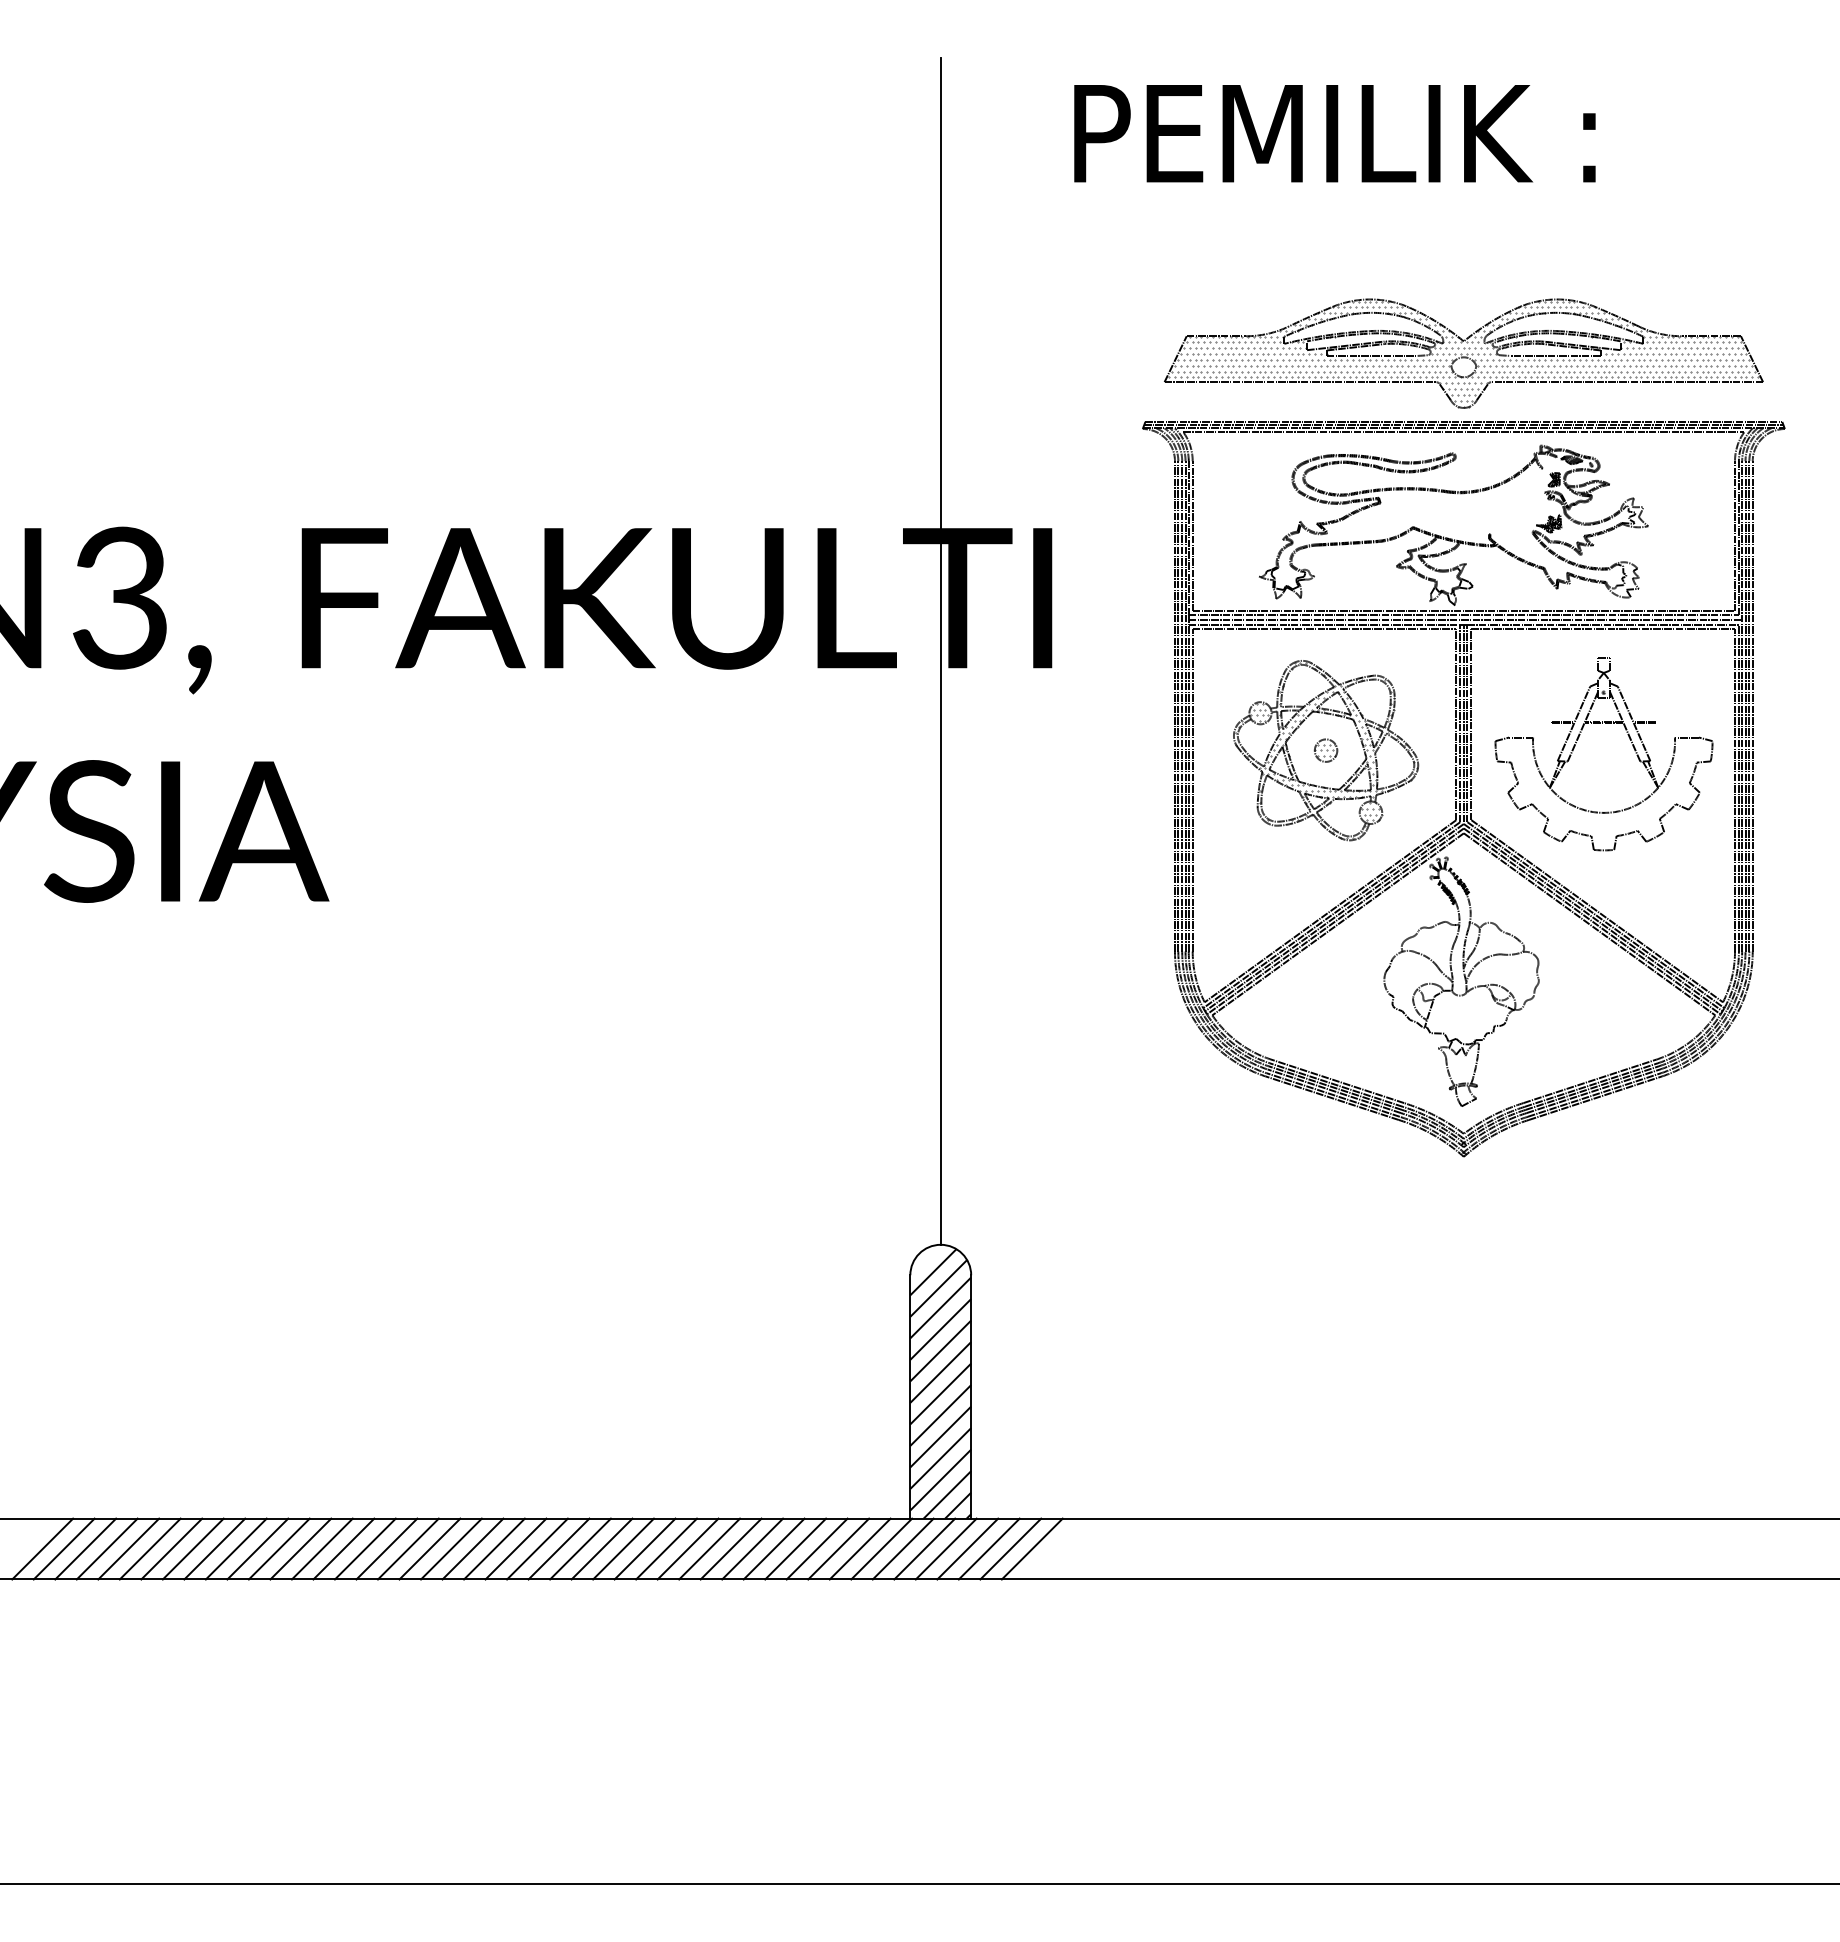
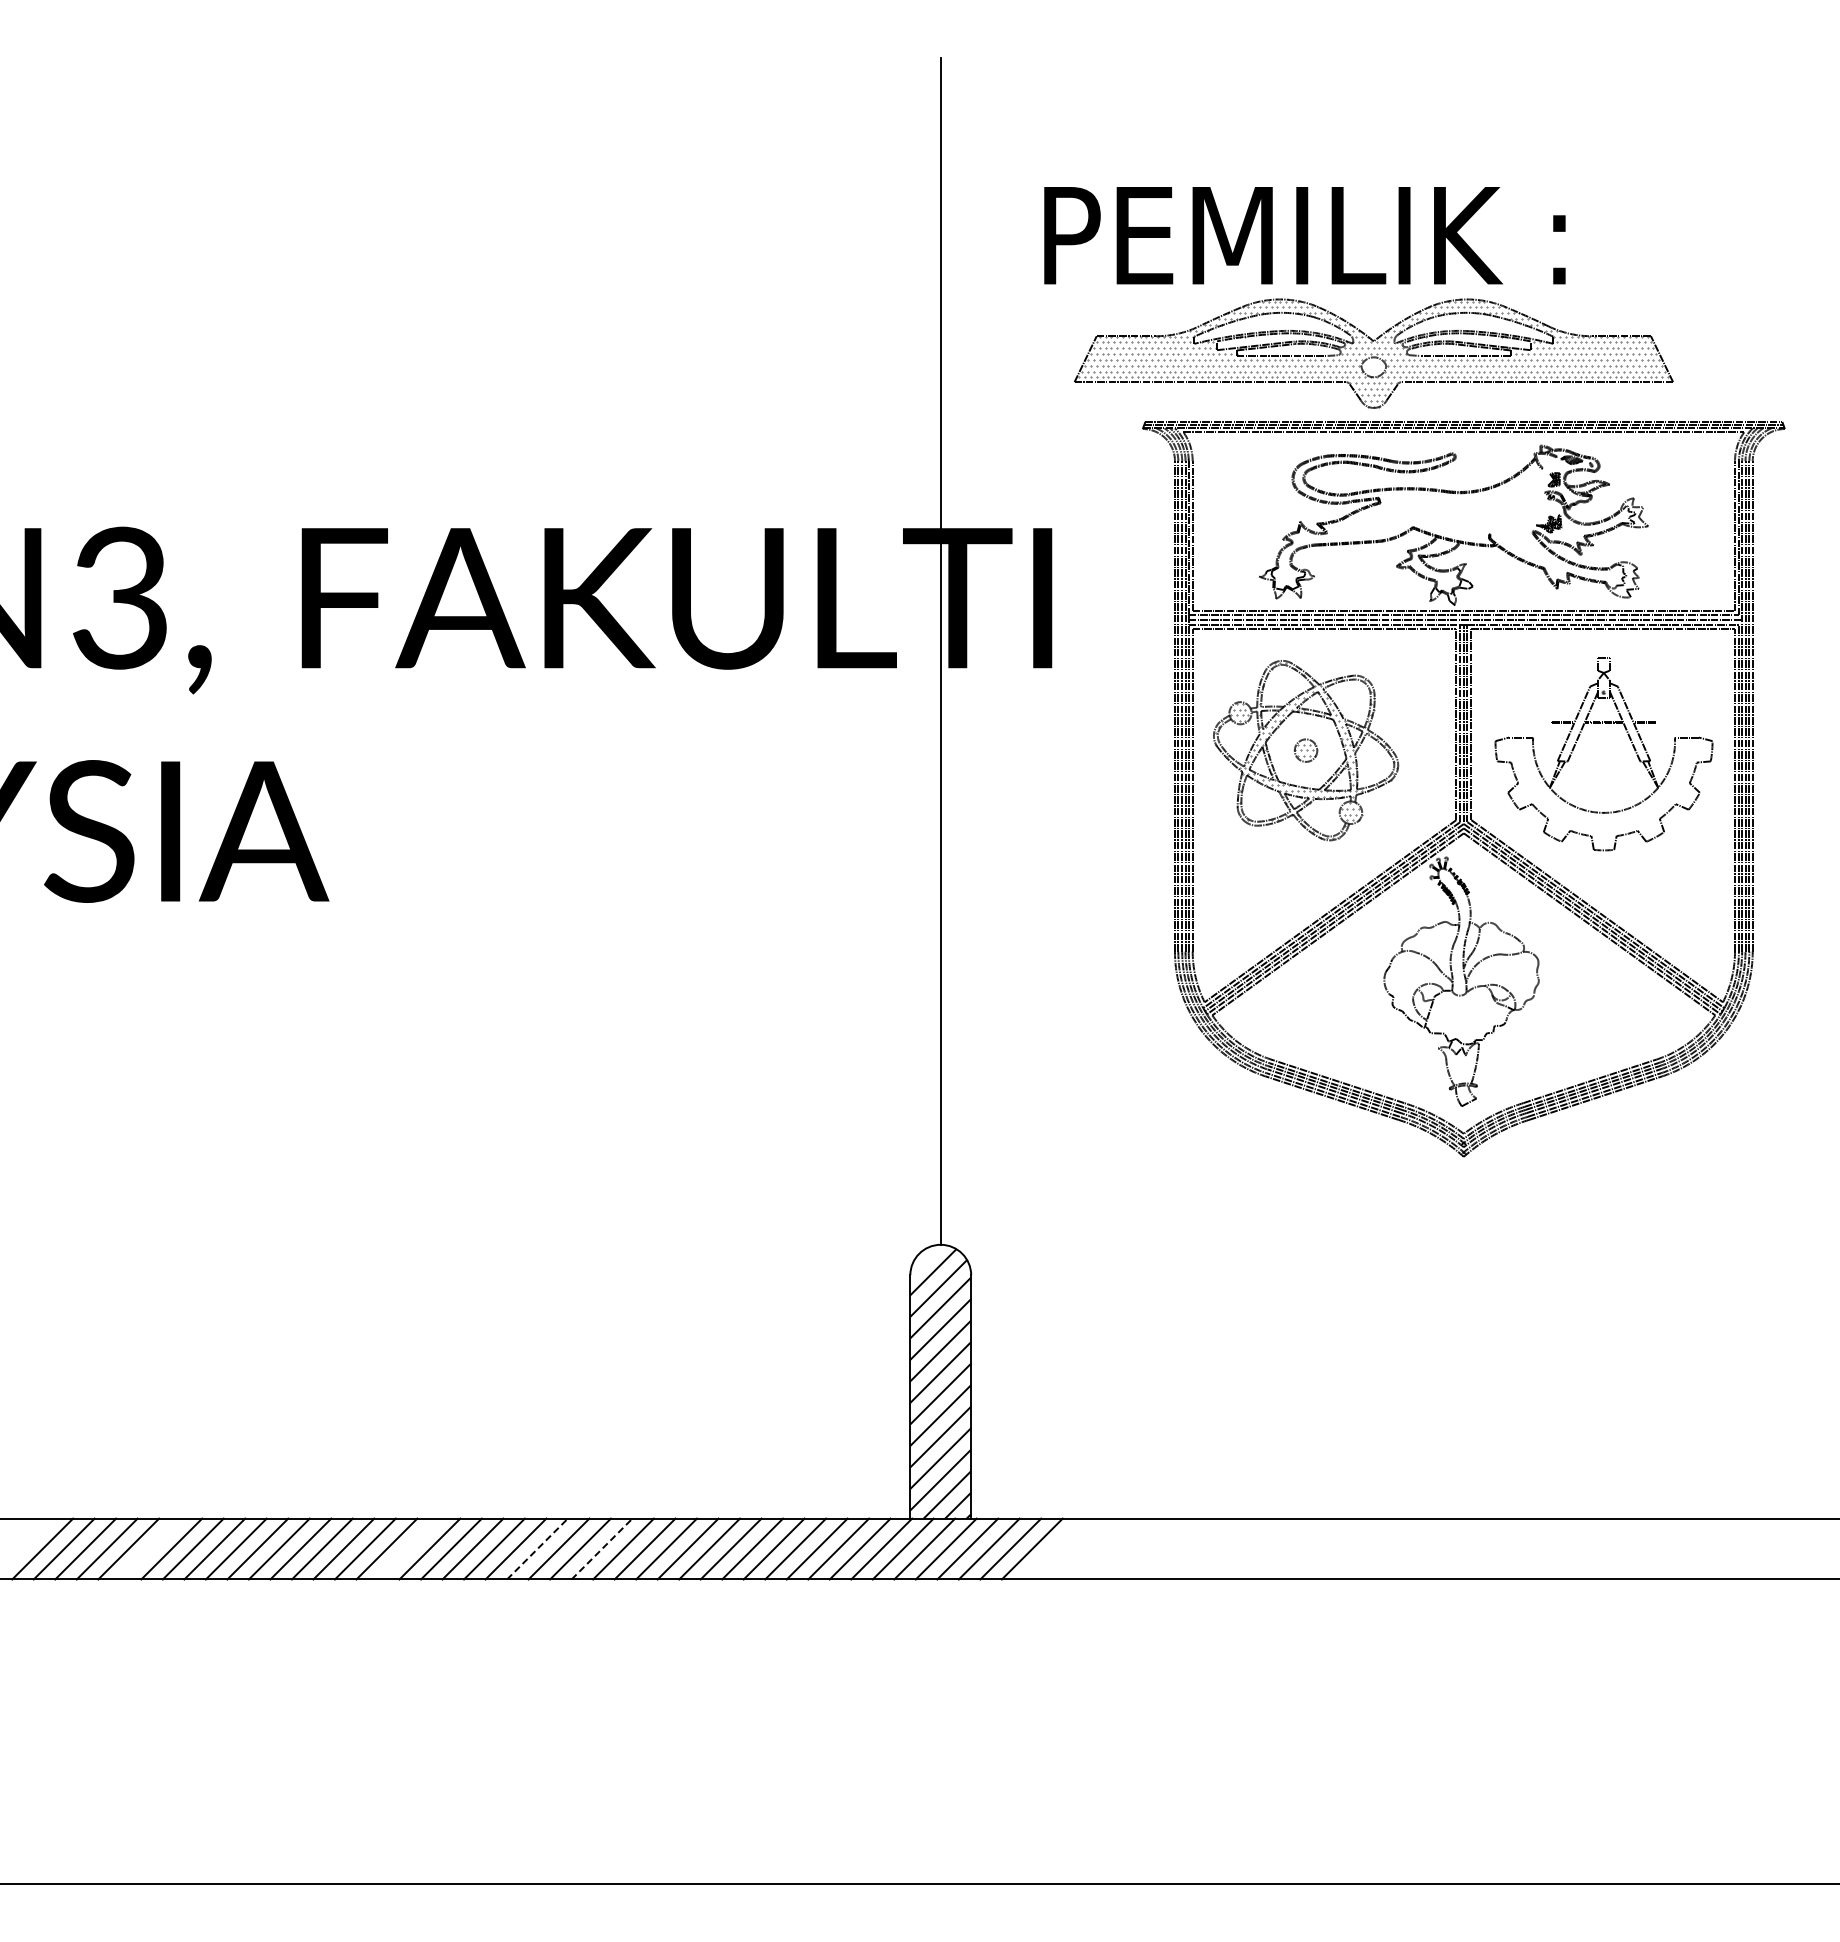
text position: (1334, 133) -> (1304, 235) (1304, 235)
part position: (1463, 353) -> (1373, 353) (1373, 353)
part position: (1326, 750) -> (1306, 750) (1306, 750)
line: present -> none (149, 1548)
line: present -> none (407, 1548)
line: solid -> dashed (537, 1548)
line: solid -> dashed (602, 1548)
